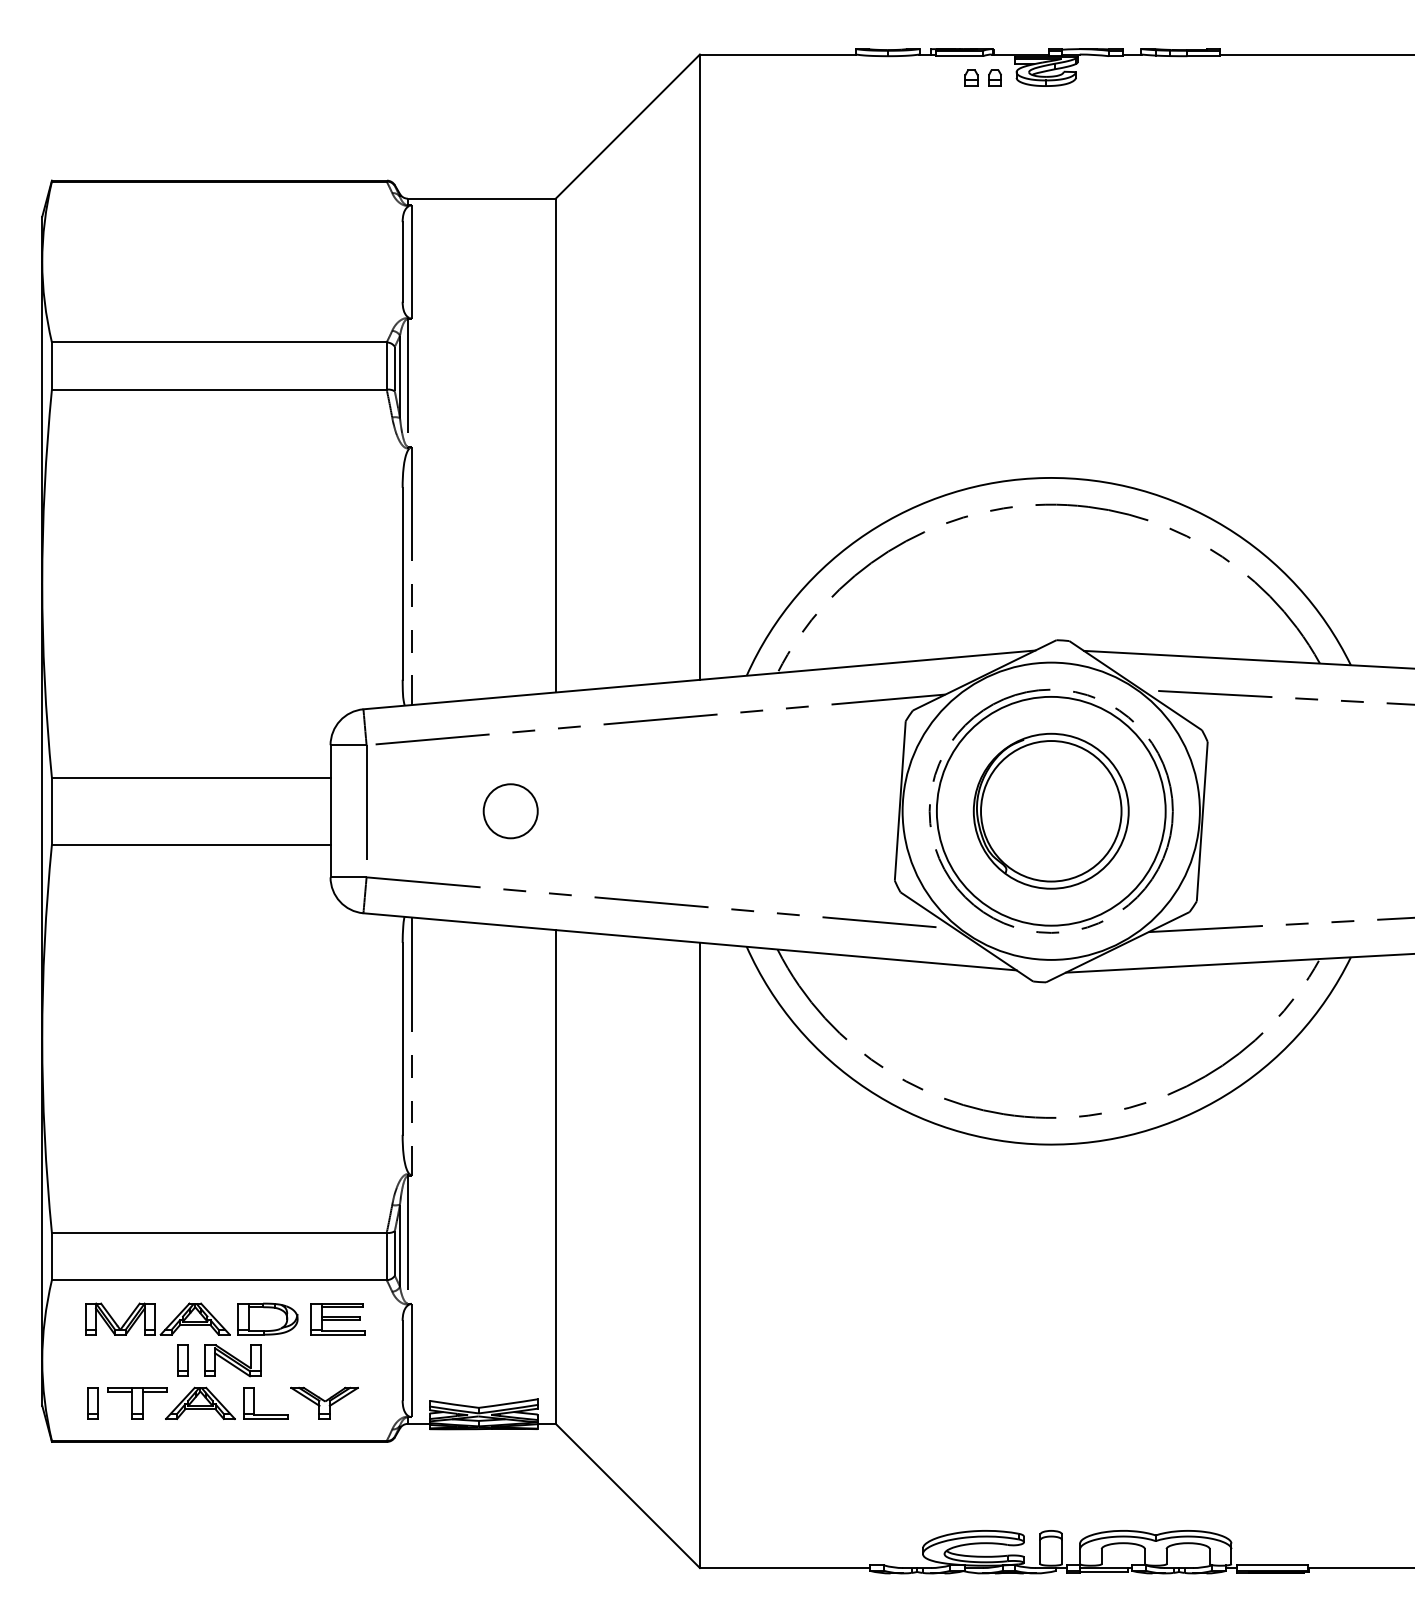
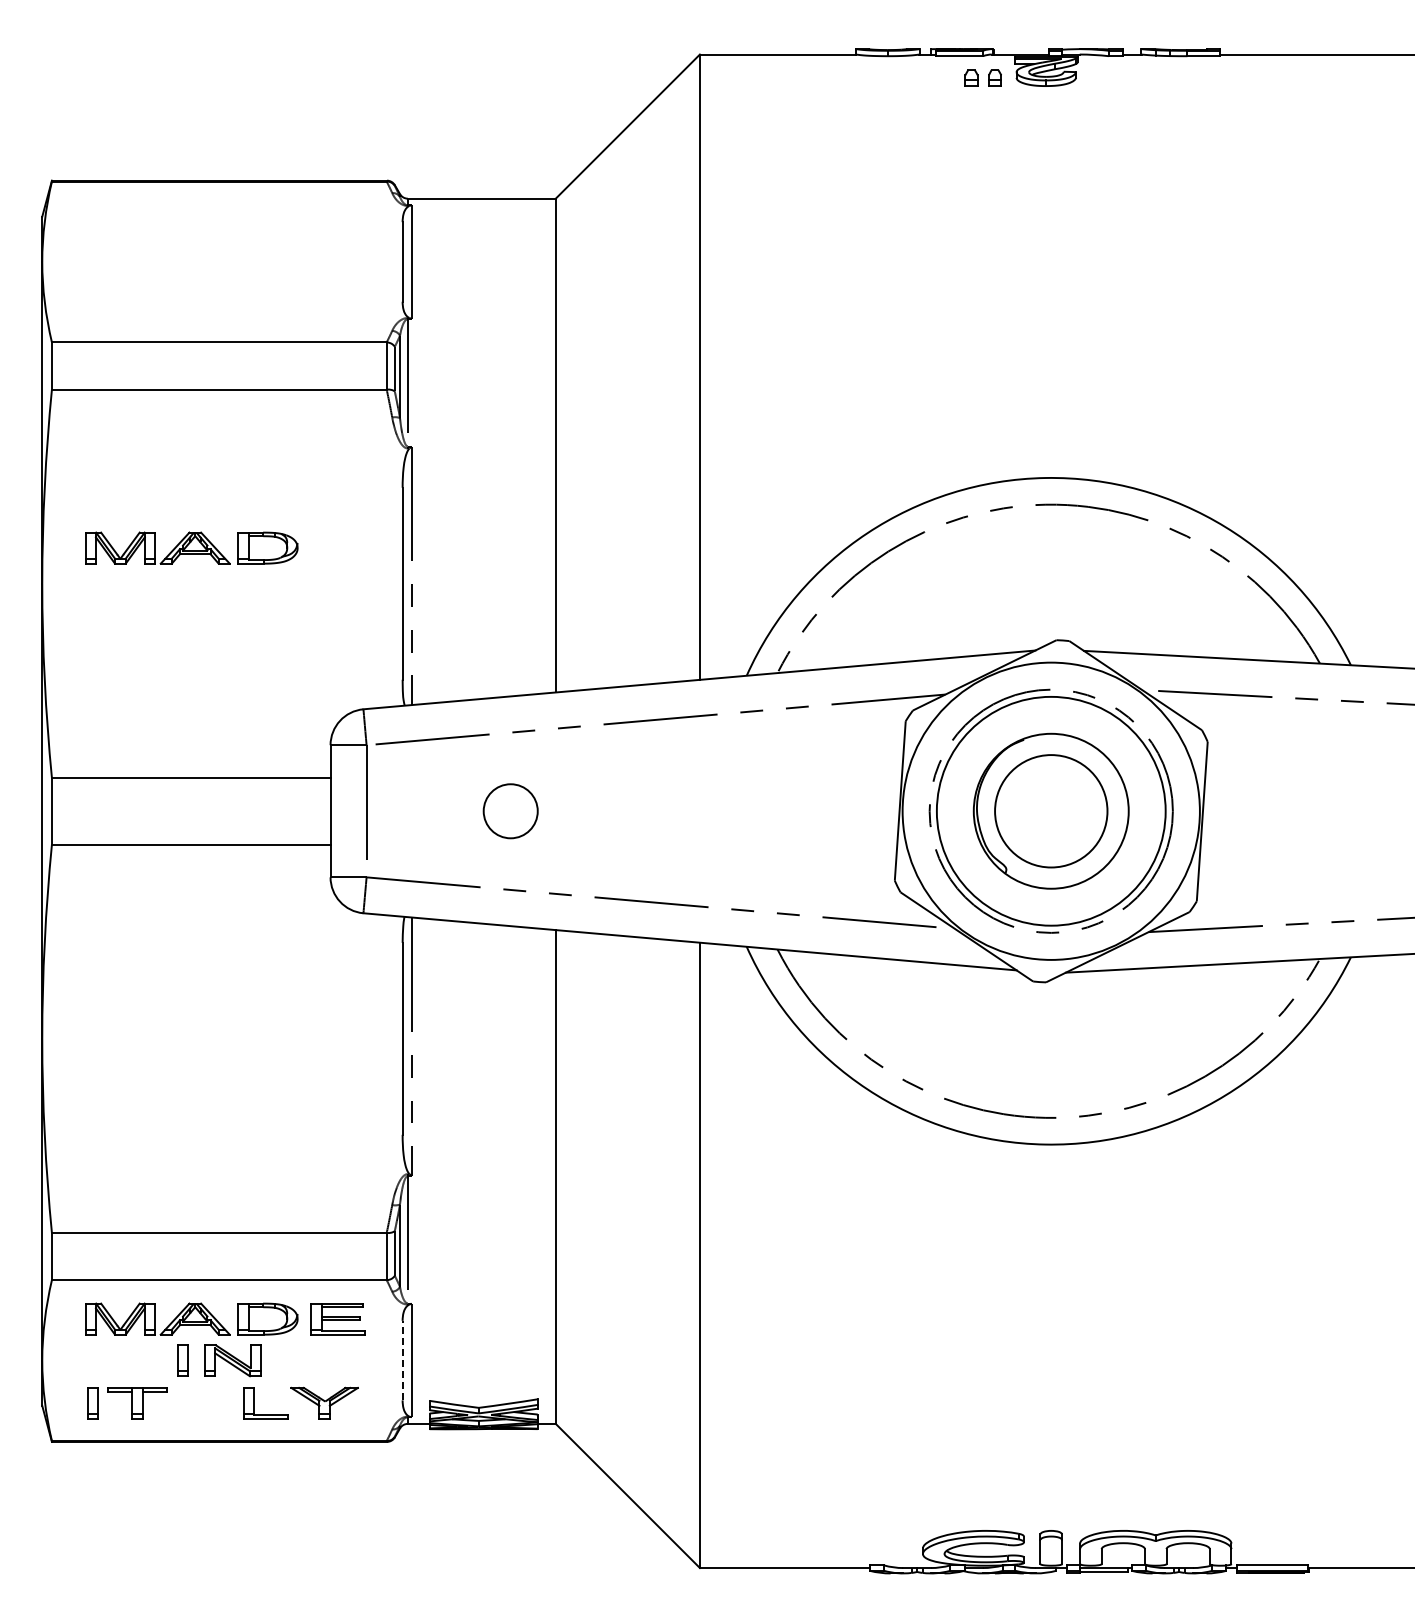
part: none -> present (191, 547)
circle diameter: 141 px -> 112 px (1051, 811)
line: solid -> dashed (402, 1360)
part: present -> none (200, 1402)
